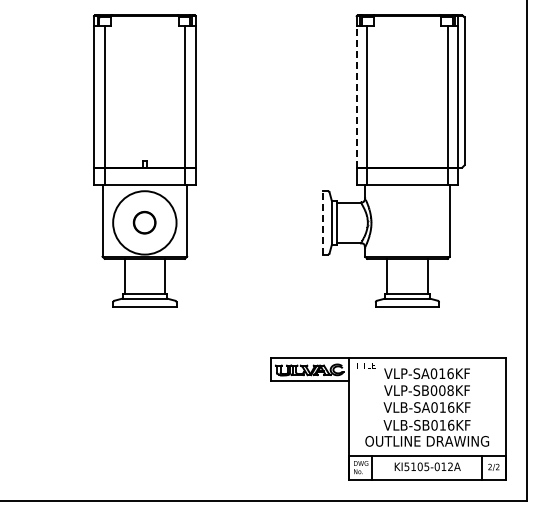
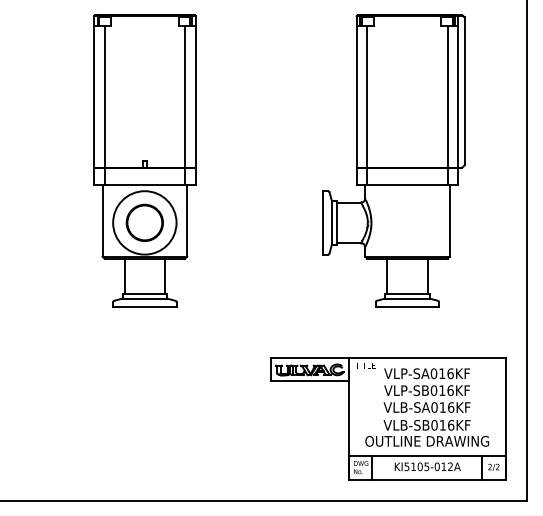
line: dashed -> solid (356, 96)
circle size: 25x24 px -> 39x39 px (144, 222)
line: dashed -> solid (322, 222)
text: VLP-SB008KF -> VLP-SB016KF (446, 390)
